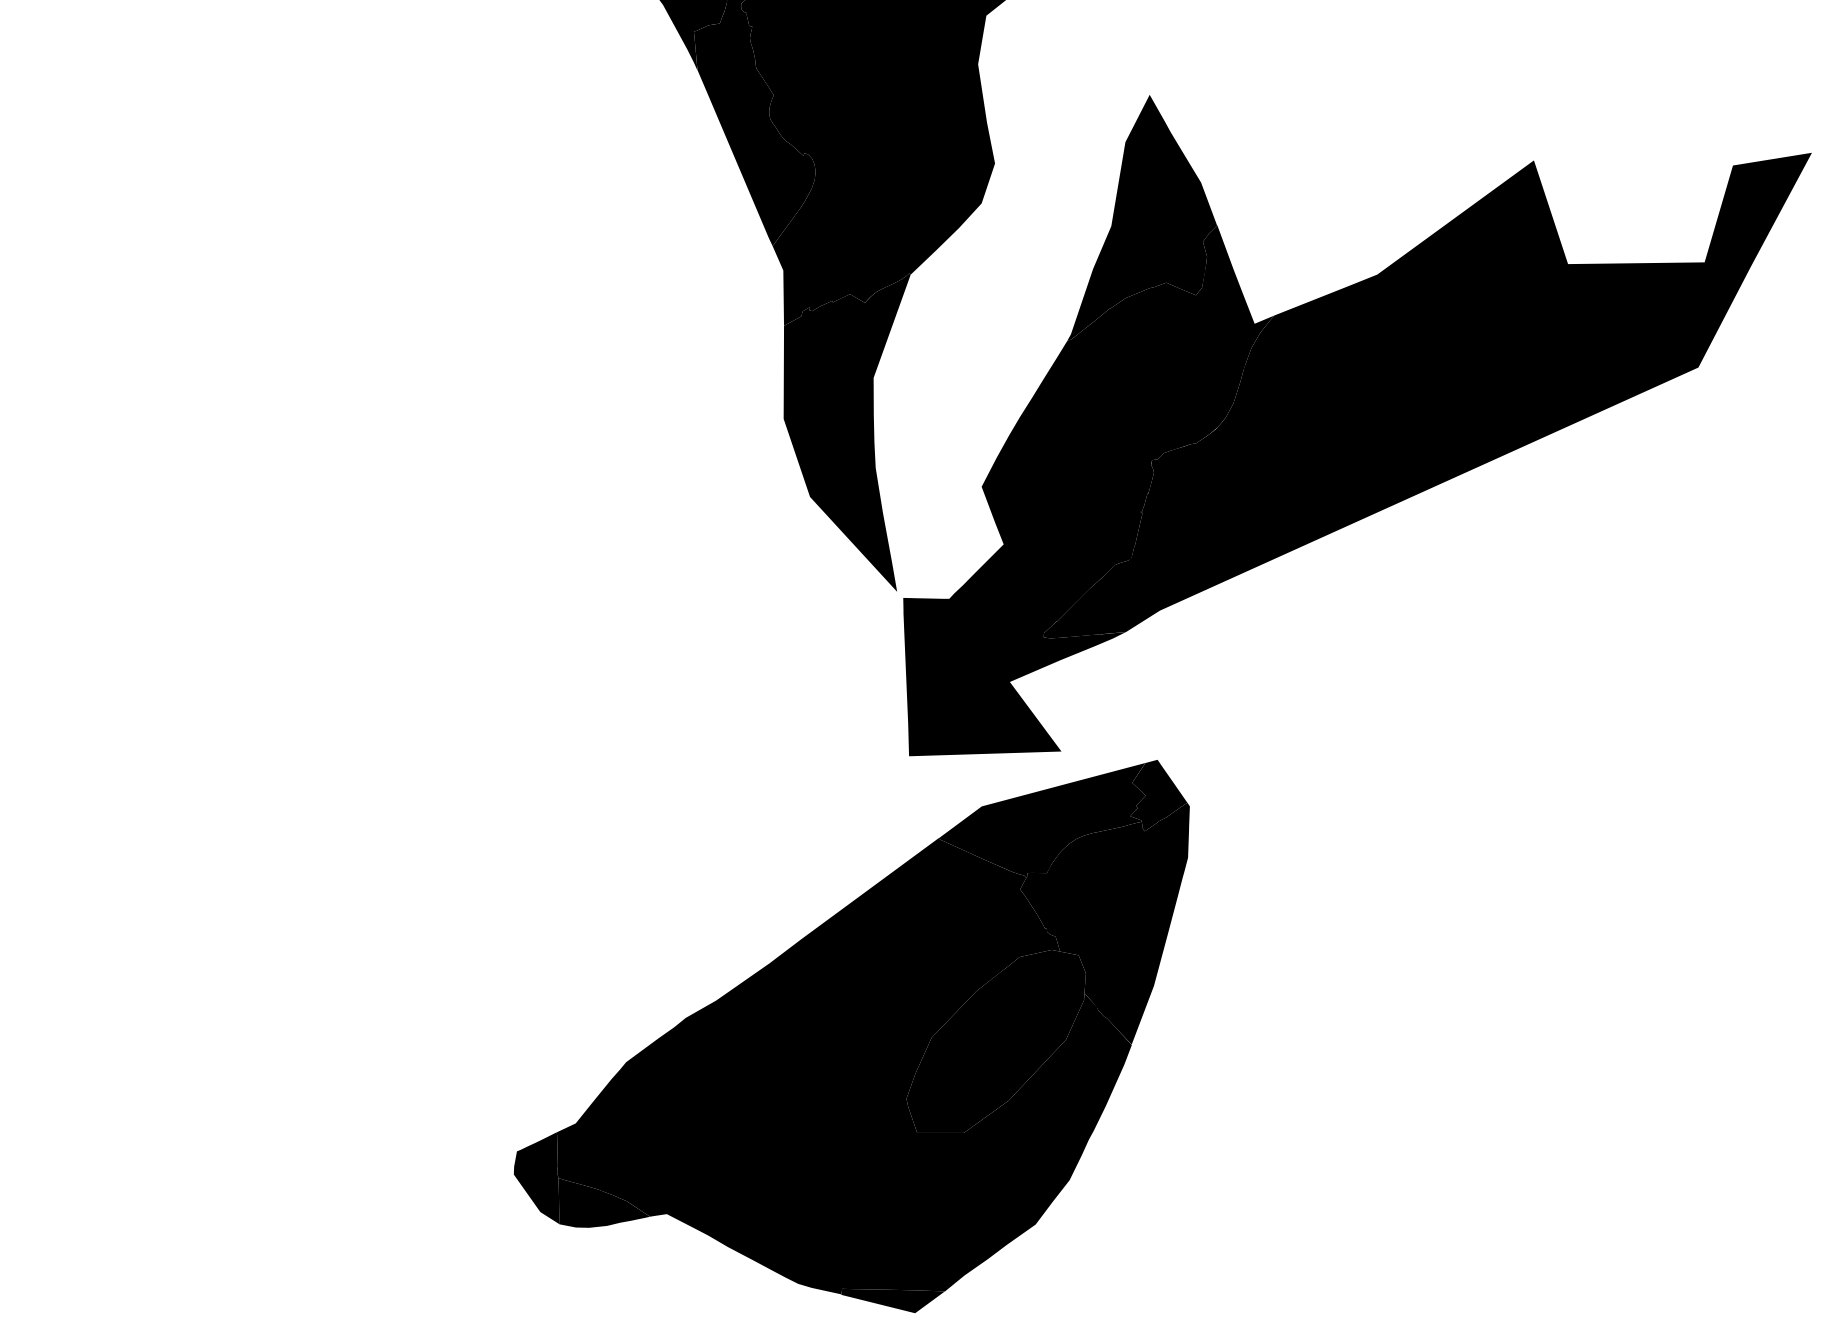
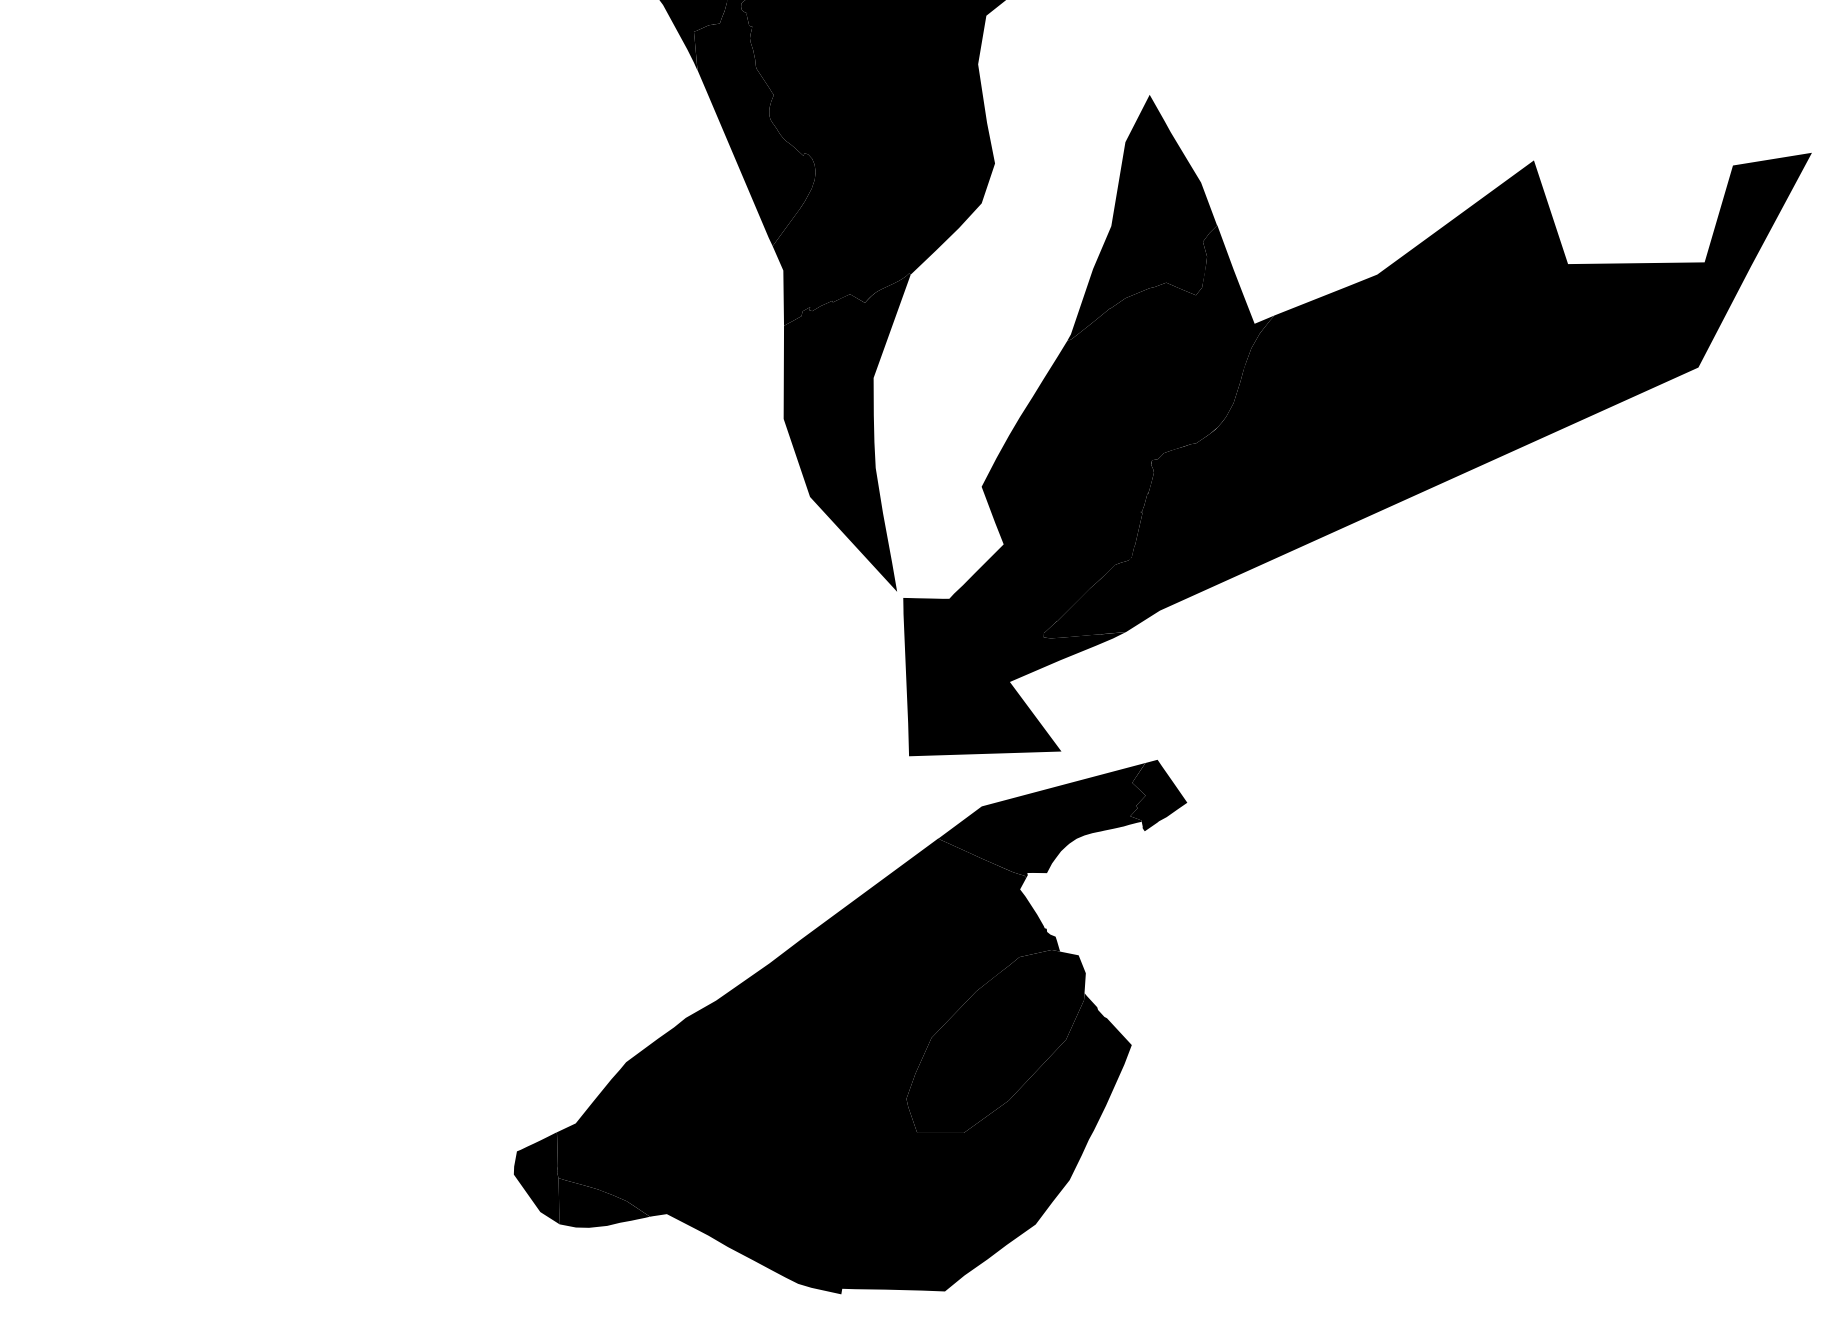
fill: present -> none (1104, 923)
fill: present -> none (892, 1300)
